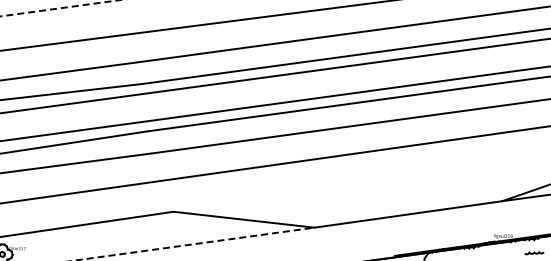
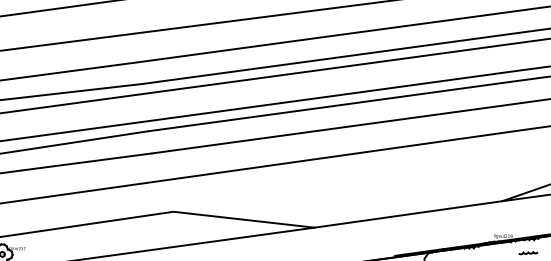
line: dashed -> solid (60, 8)
line: dashed -> solid (193, 244)
line position: (534, 253) -> (528, 253) (528, 253)
